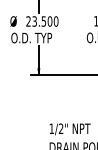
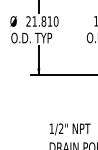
text: 23.500 -> 21.810 (42, 21)
